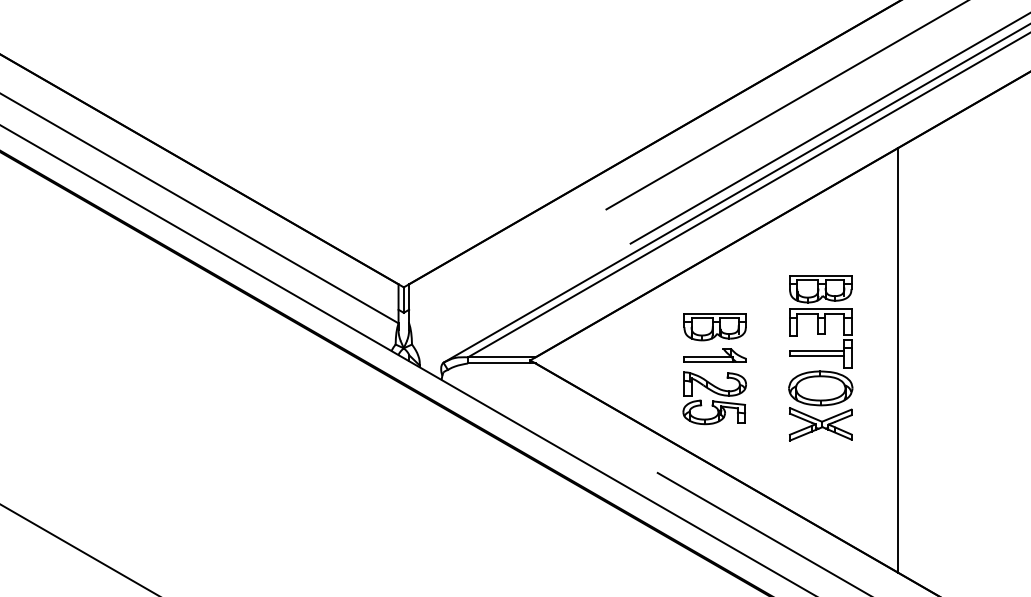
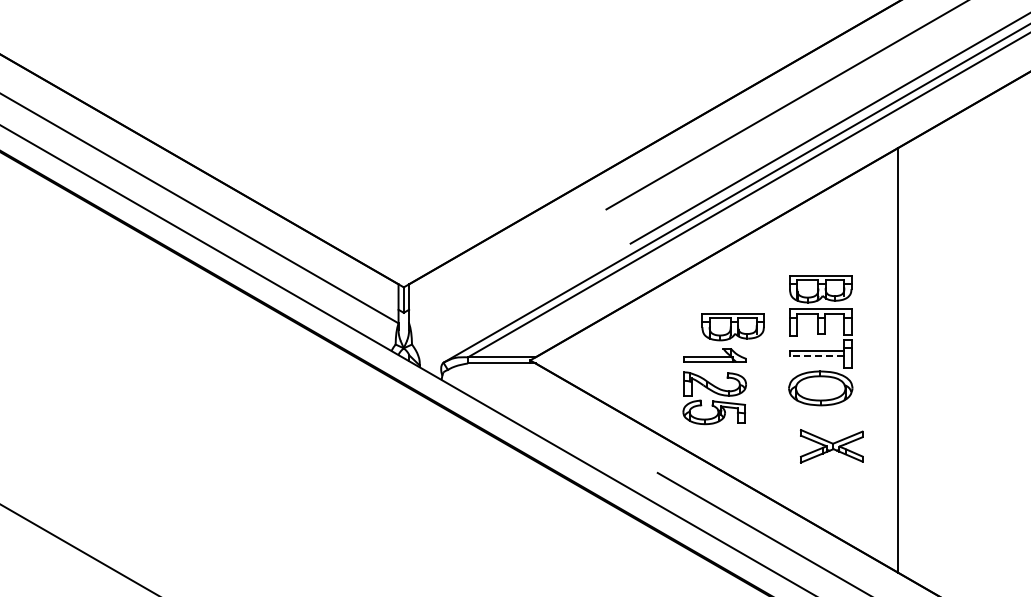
part position: (714, 327) -> (732, 327) (732, 327)
line: solid -> dashed (816, 356)
part position: (820, 424) -> (831, 446) (831, 446)
